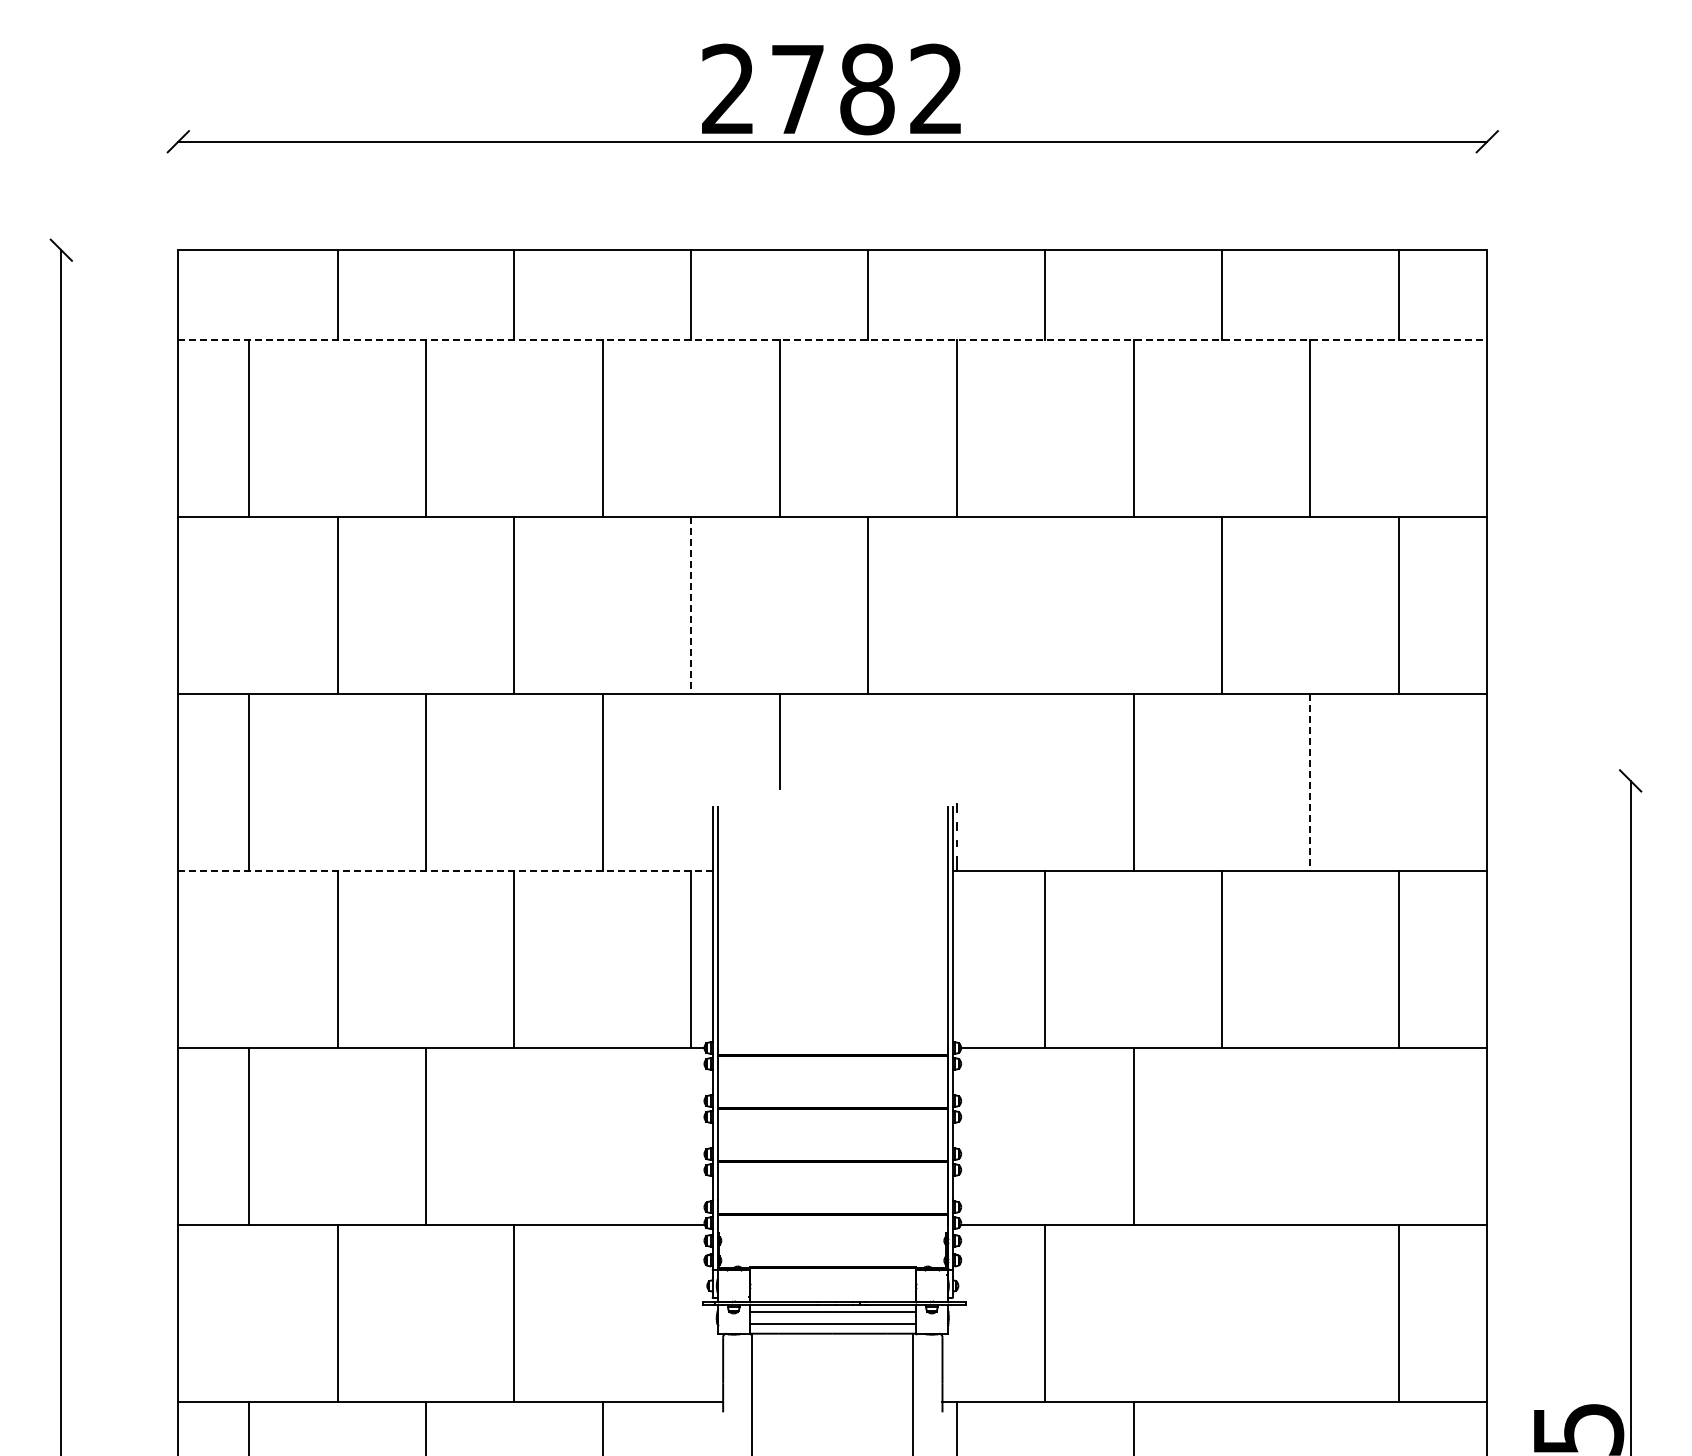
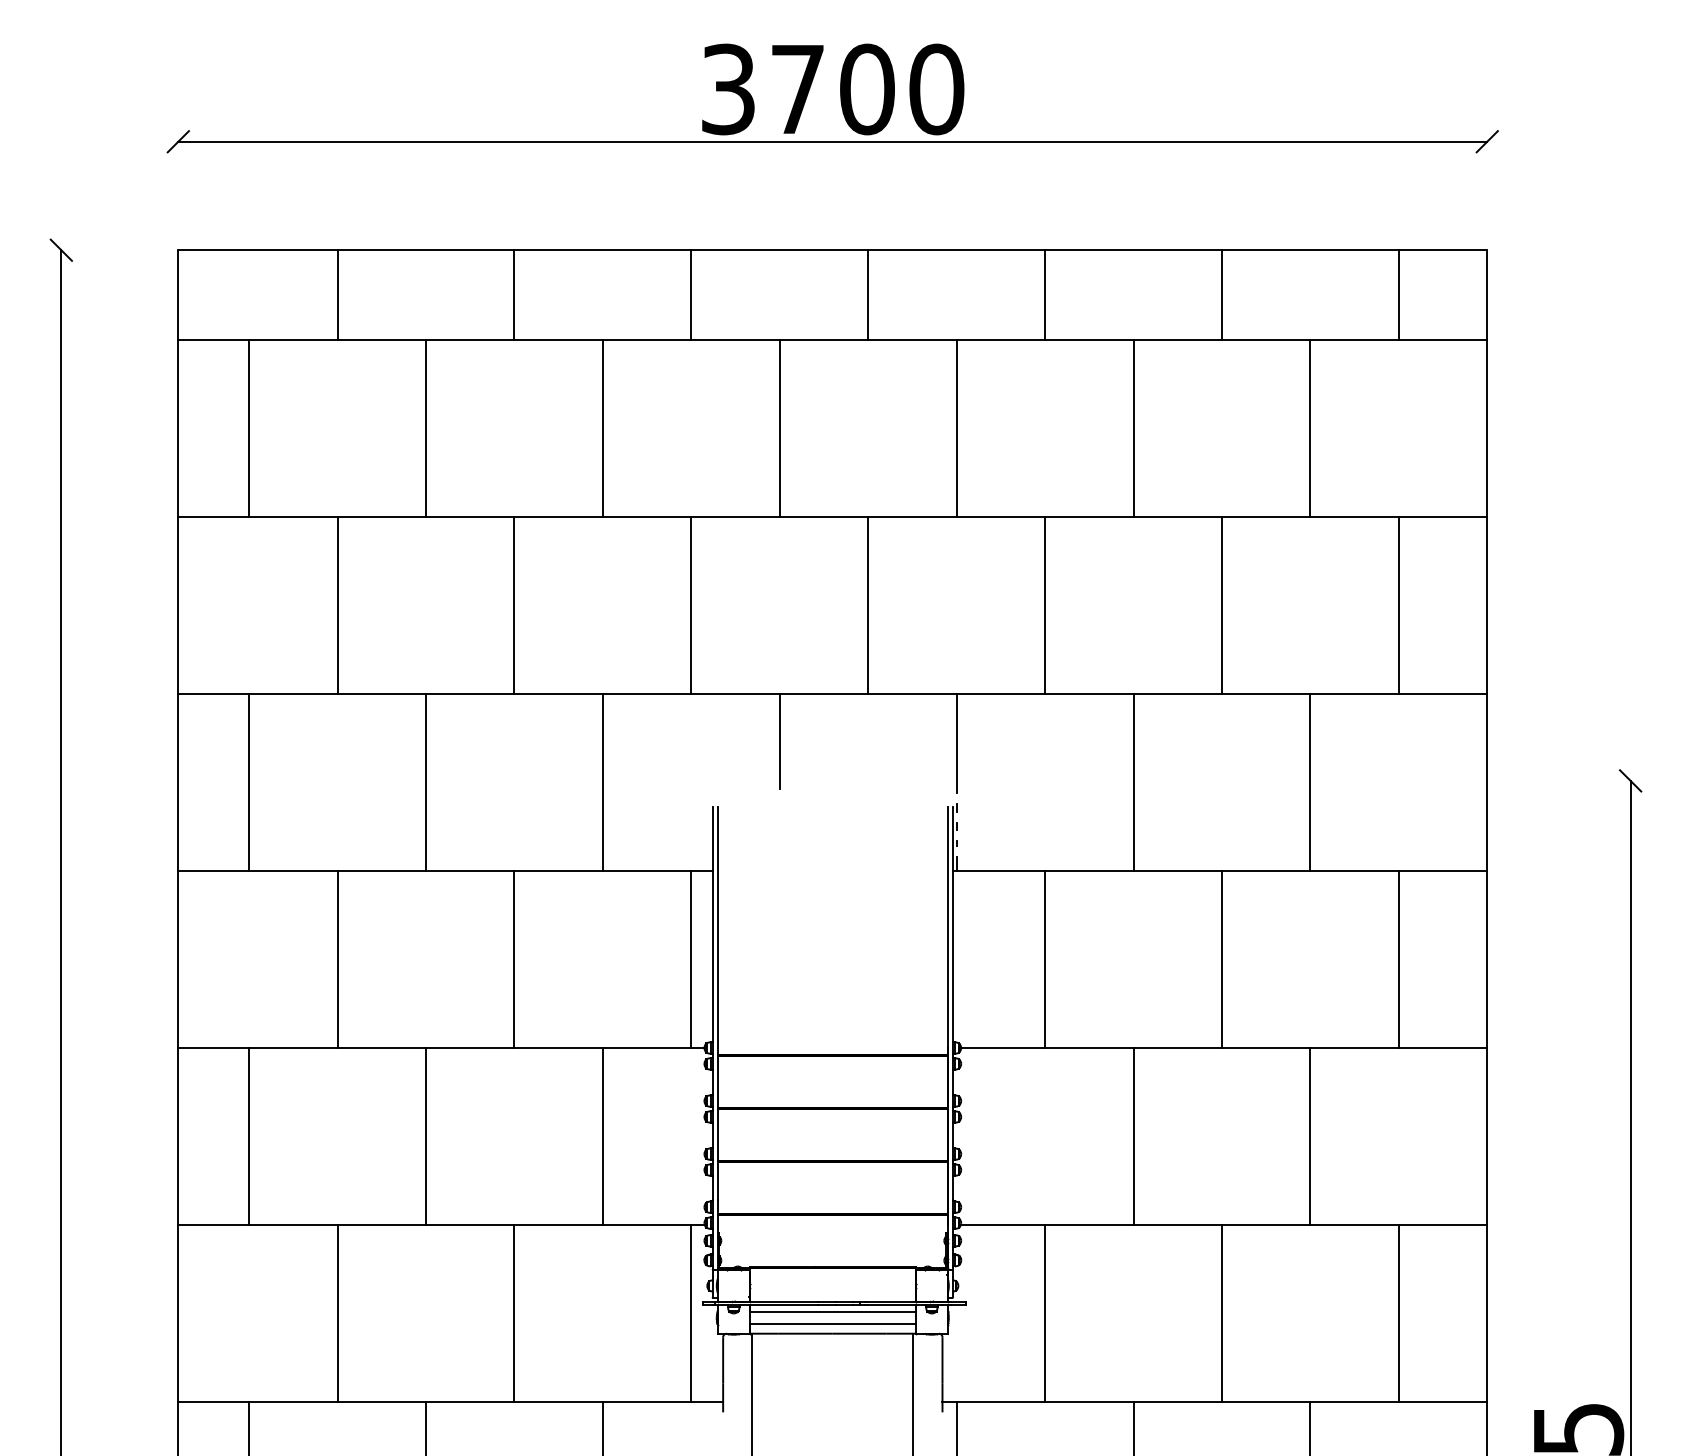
text: 2782 -> 3700 (833, 89)
line: dashed -> solid (833, 340)
line: none -> present (1045, 605)
line: dashed -> solid (691, 606)
line: none -> present (956, 743)
line: dashed -> solid (1310, 783)
line: dashed -> solid (445, 871)
line: none -> present (602, 1135)
line: none -> present (1310, 1135)
line: none -> present (691, 1312)
line: none -> present (1221, 1312)
line: none -> present (1310, 1426)
